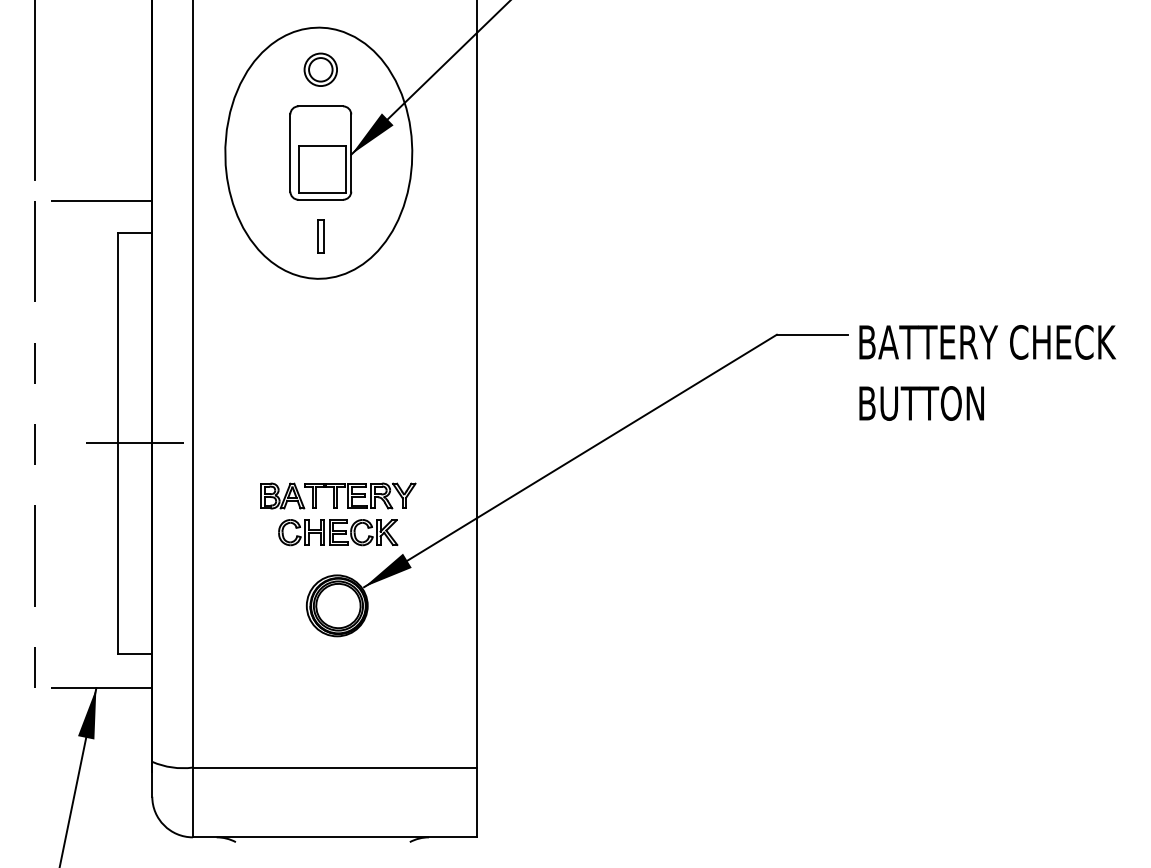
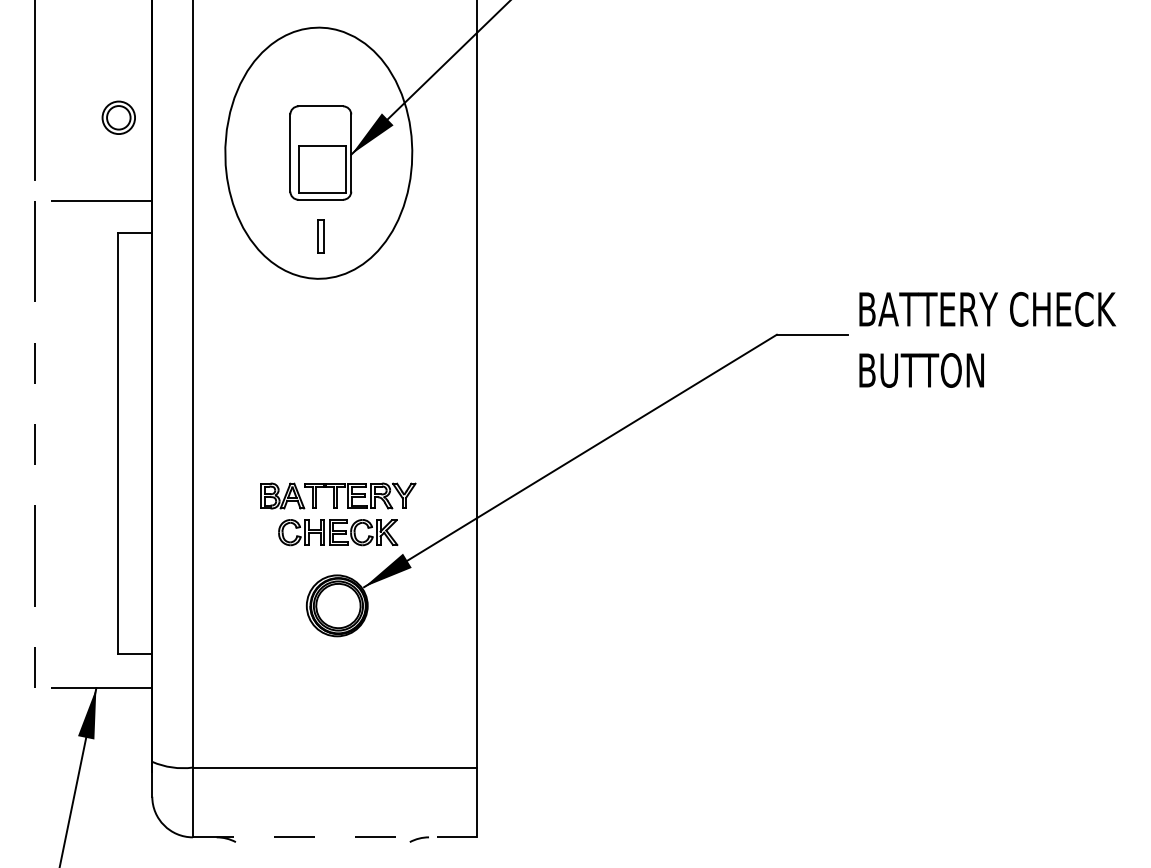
part position: (320, 69) -> (118, 117) (118, 117)
text position: (987, 372) -> (987, 339) (987, 339)
line: present -> none (134, 443)
line: solid -> dashed (335, 837)
